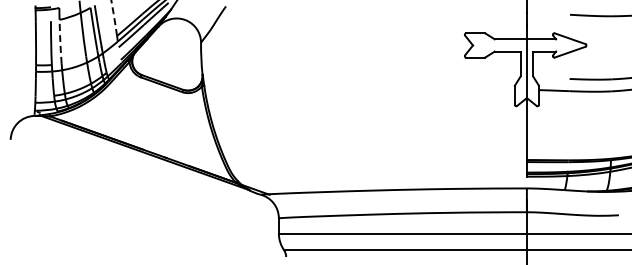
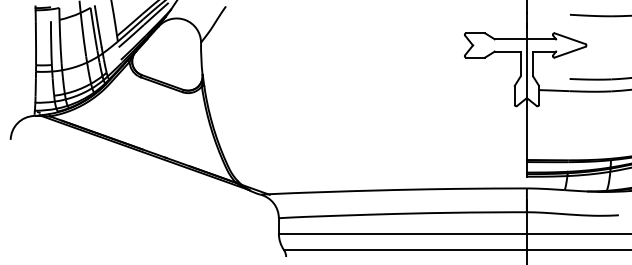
line: dashed -> solid (114, 17)
line: dashed -> solid (60, 41)
